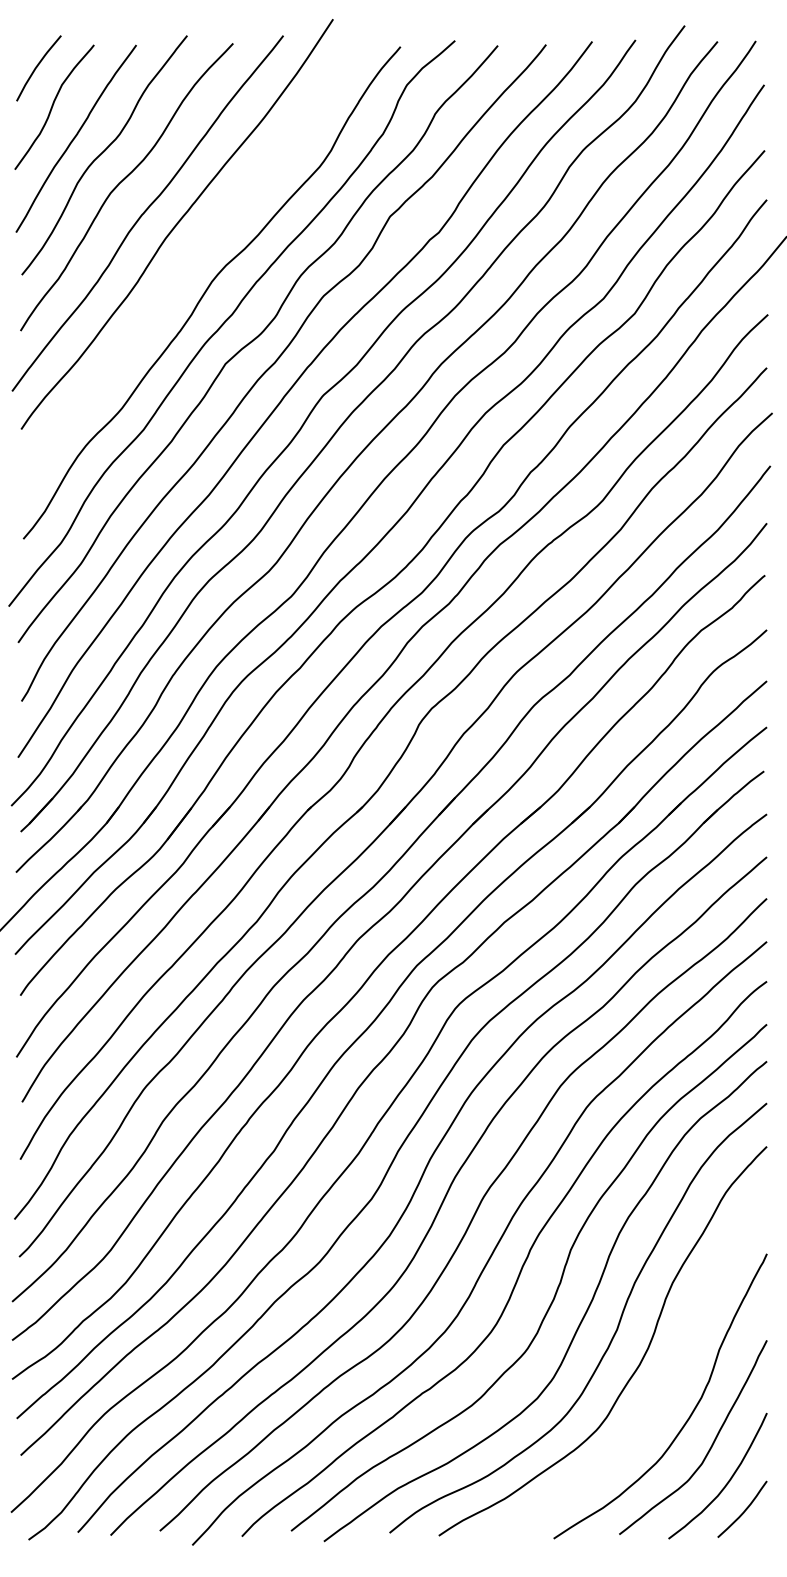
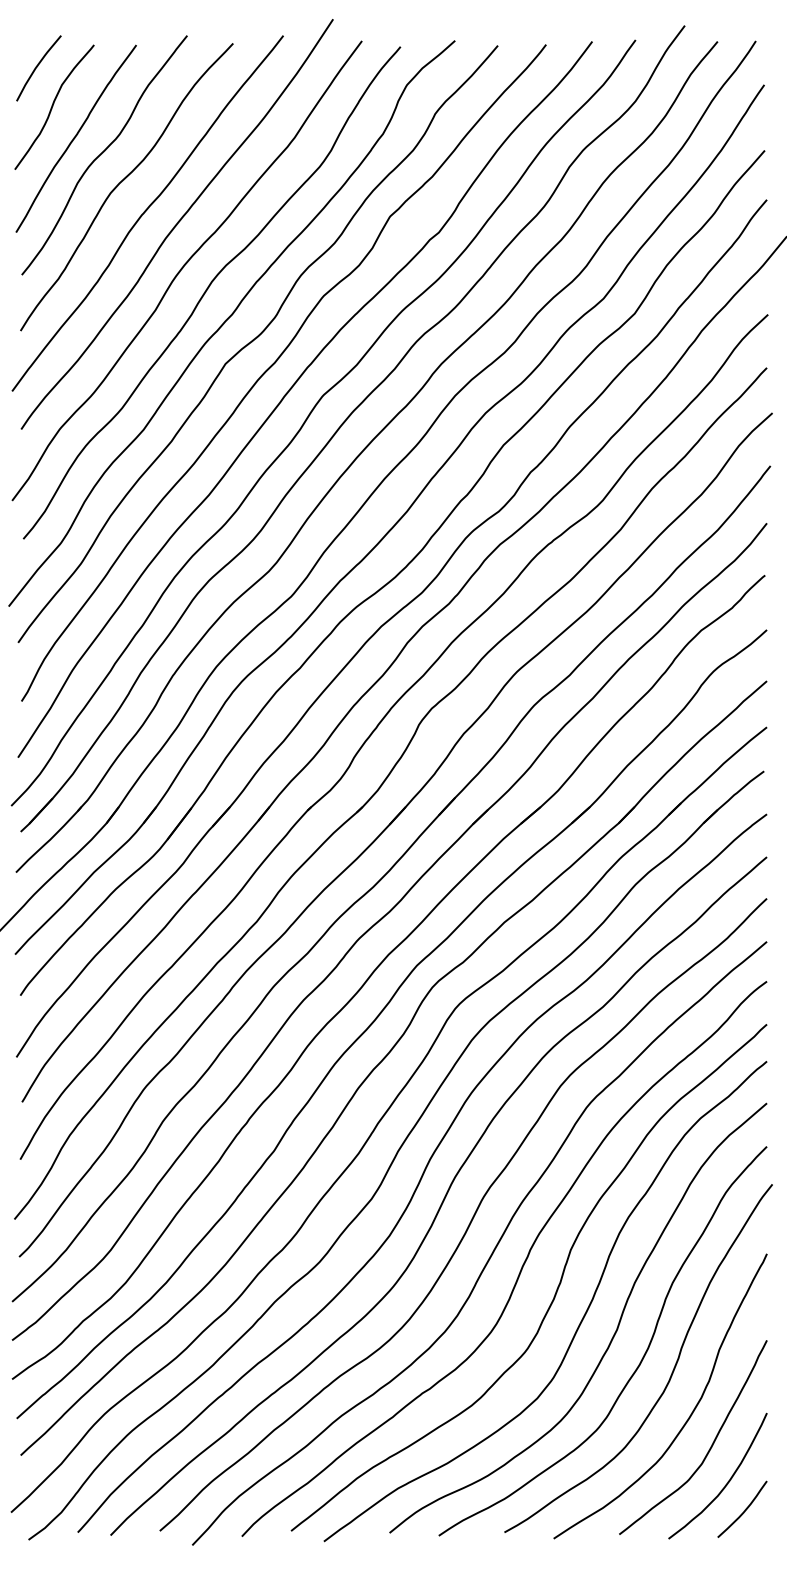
curve: none -> present (183, 268)
curve: none -> present (671, 1372)
